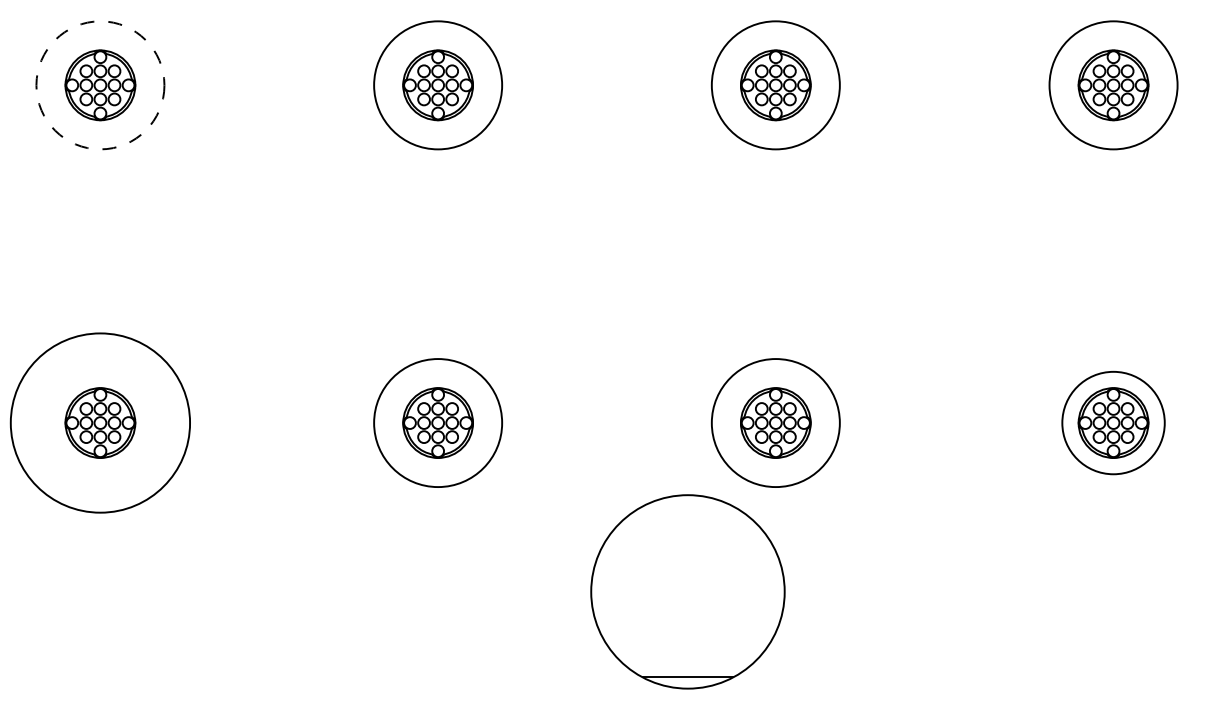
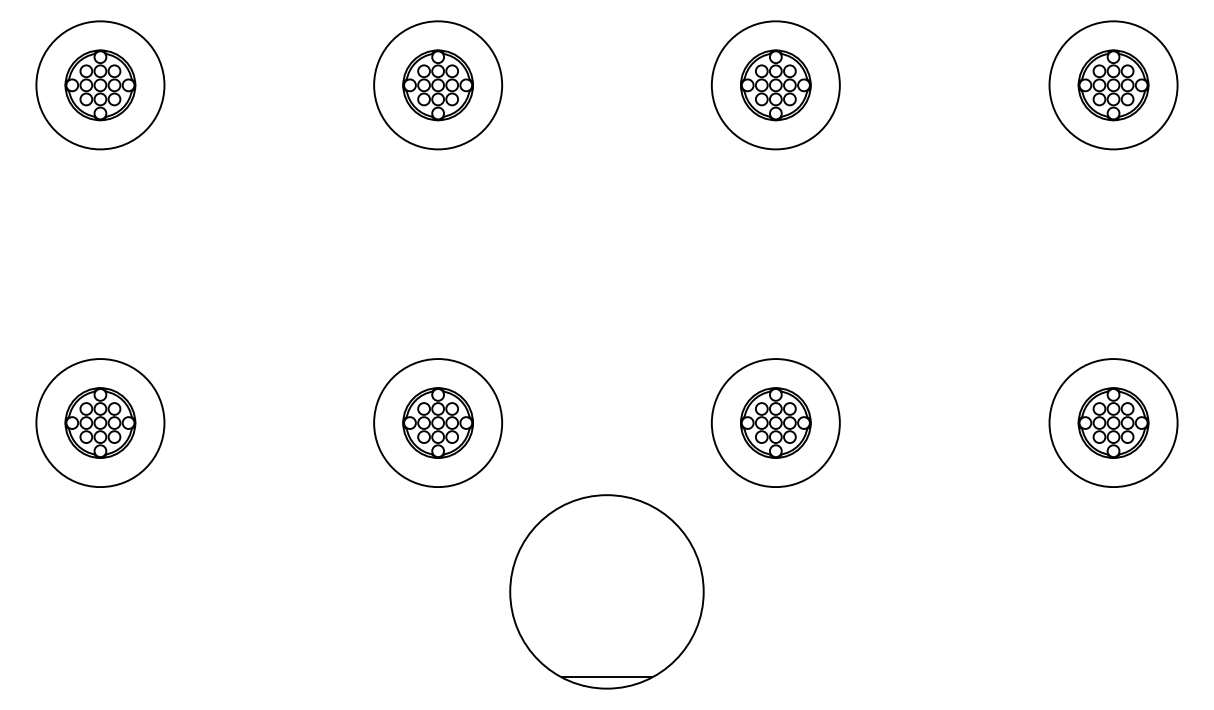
circle: dashed -> solid (100, 85)
circle diameter: 179 px -> 128 px (100, 423)
circle diameter: 102 px -> 128 px (1113, 423)
part position: (687, 591) -> (606, 591) (606, 591)
